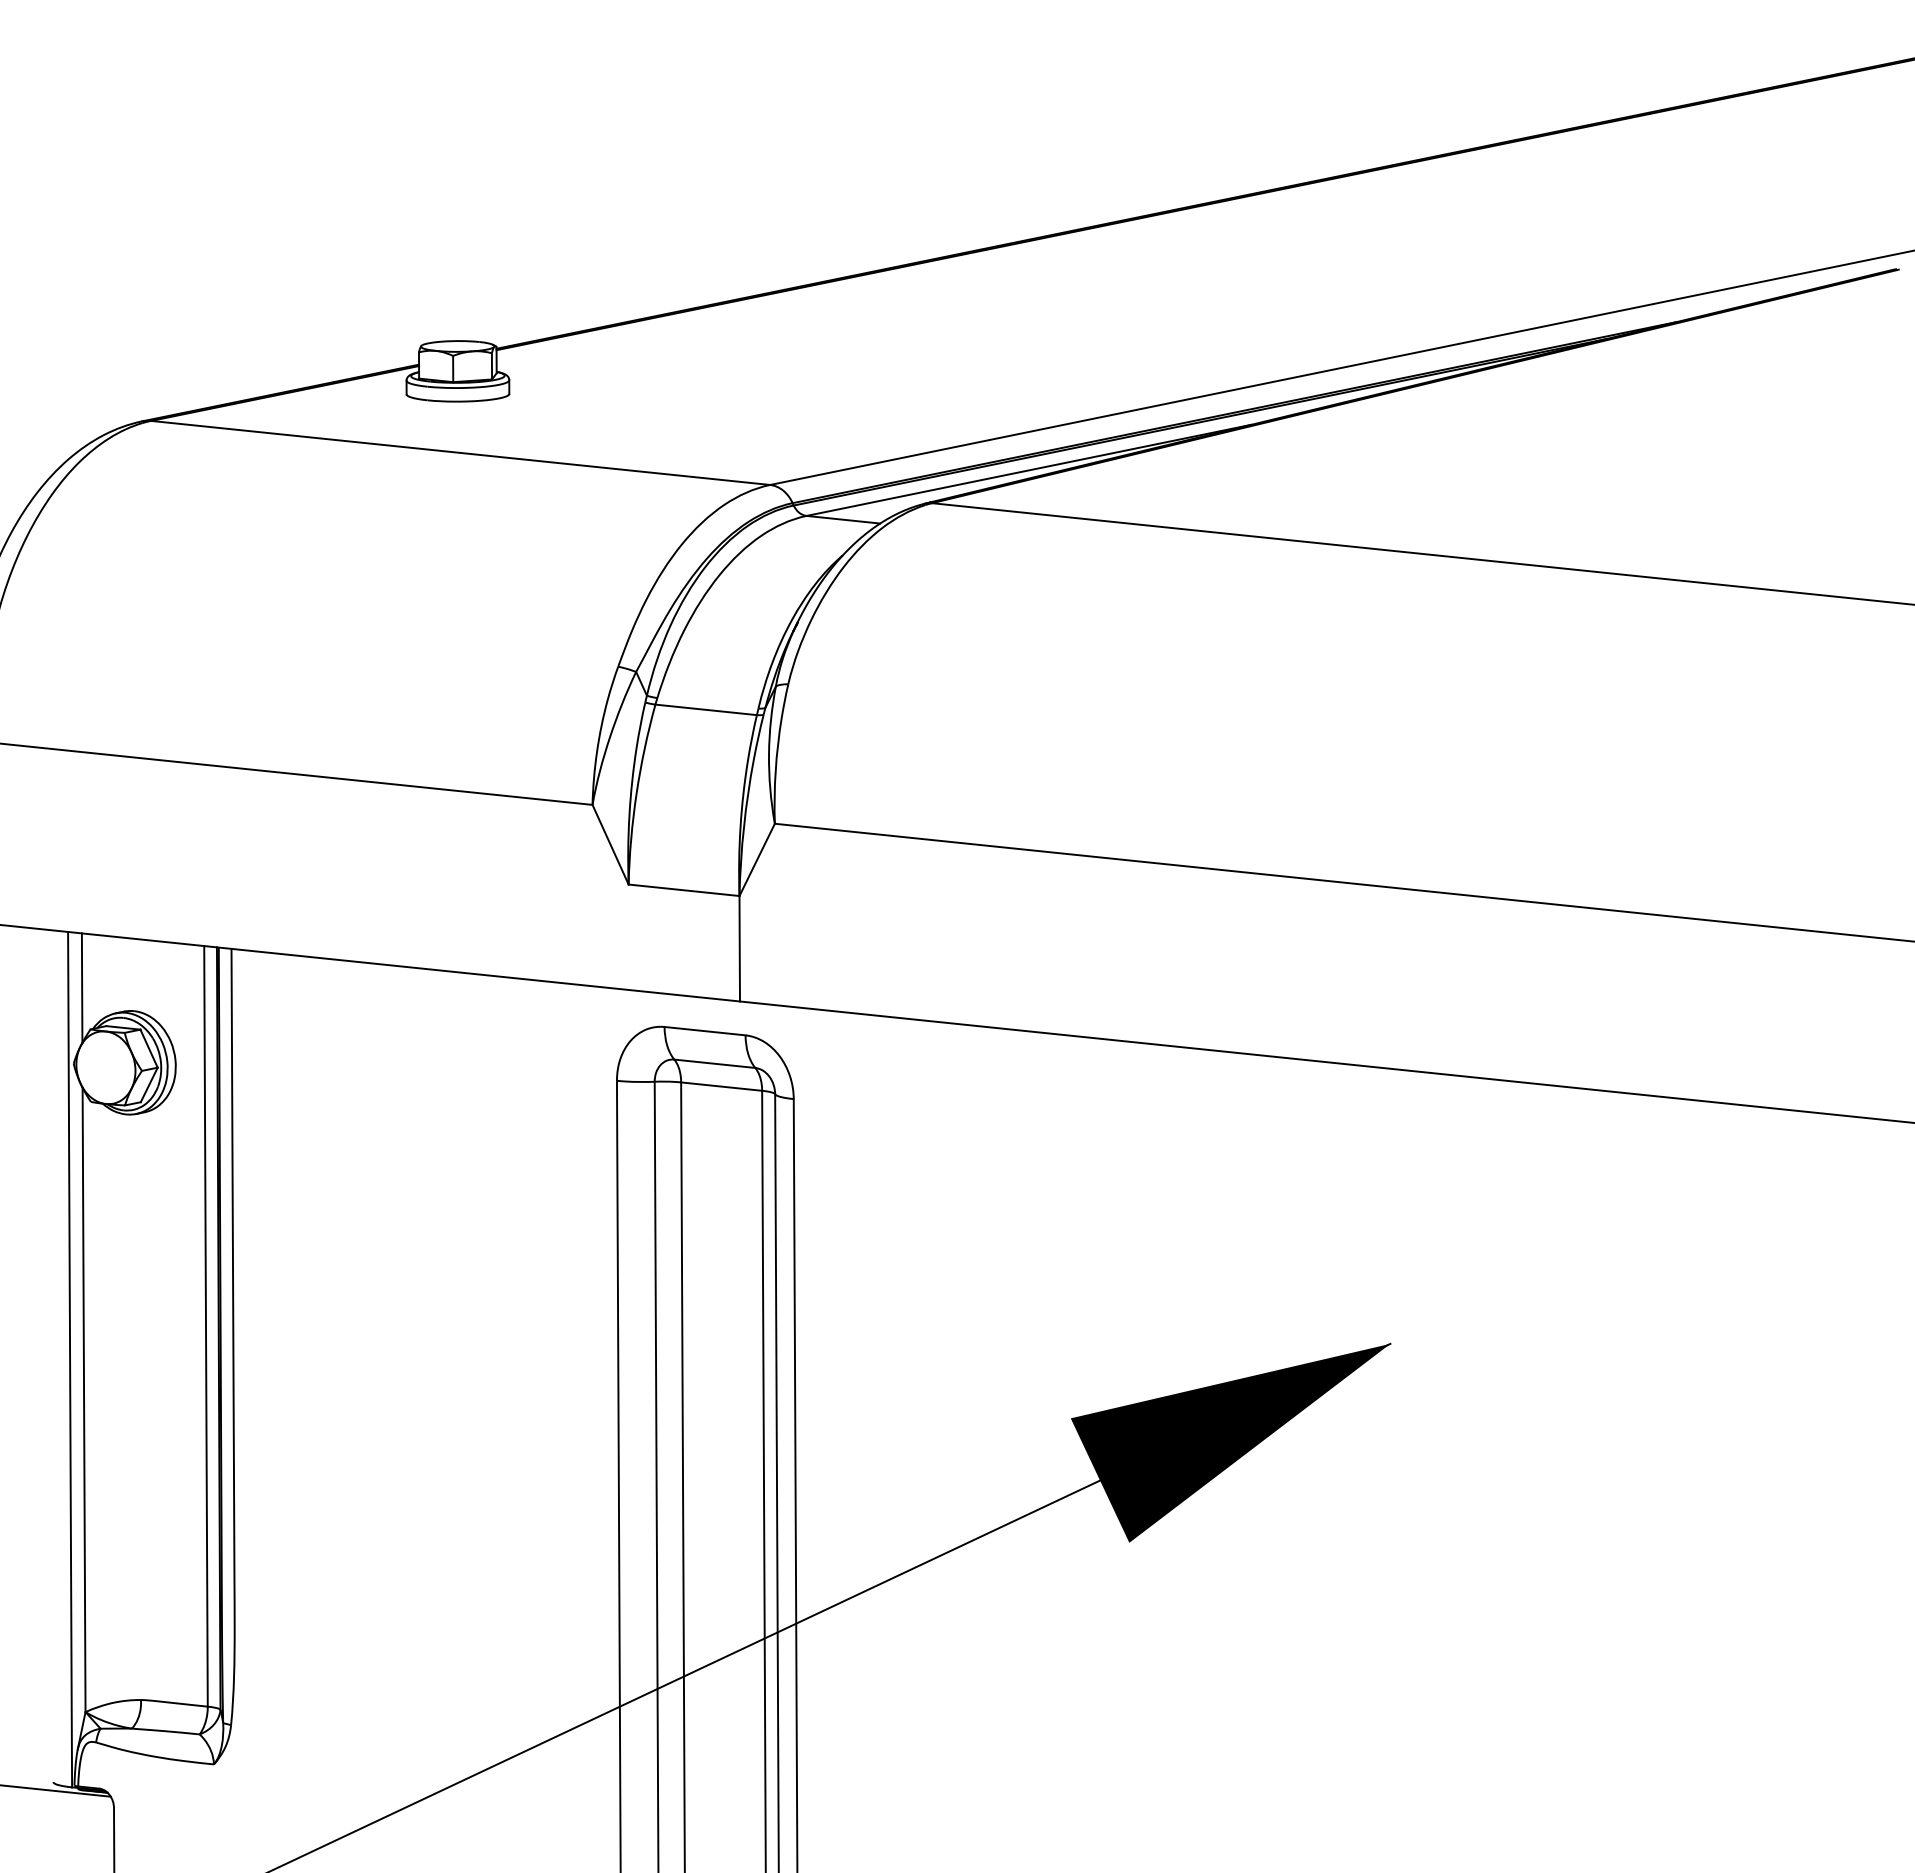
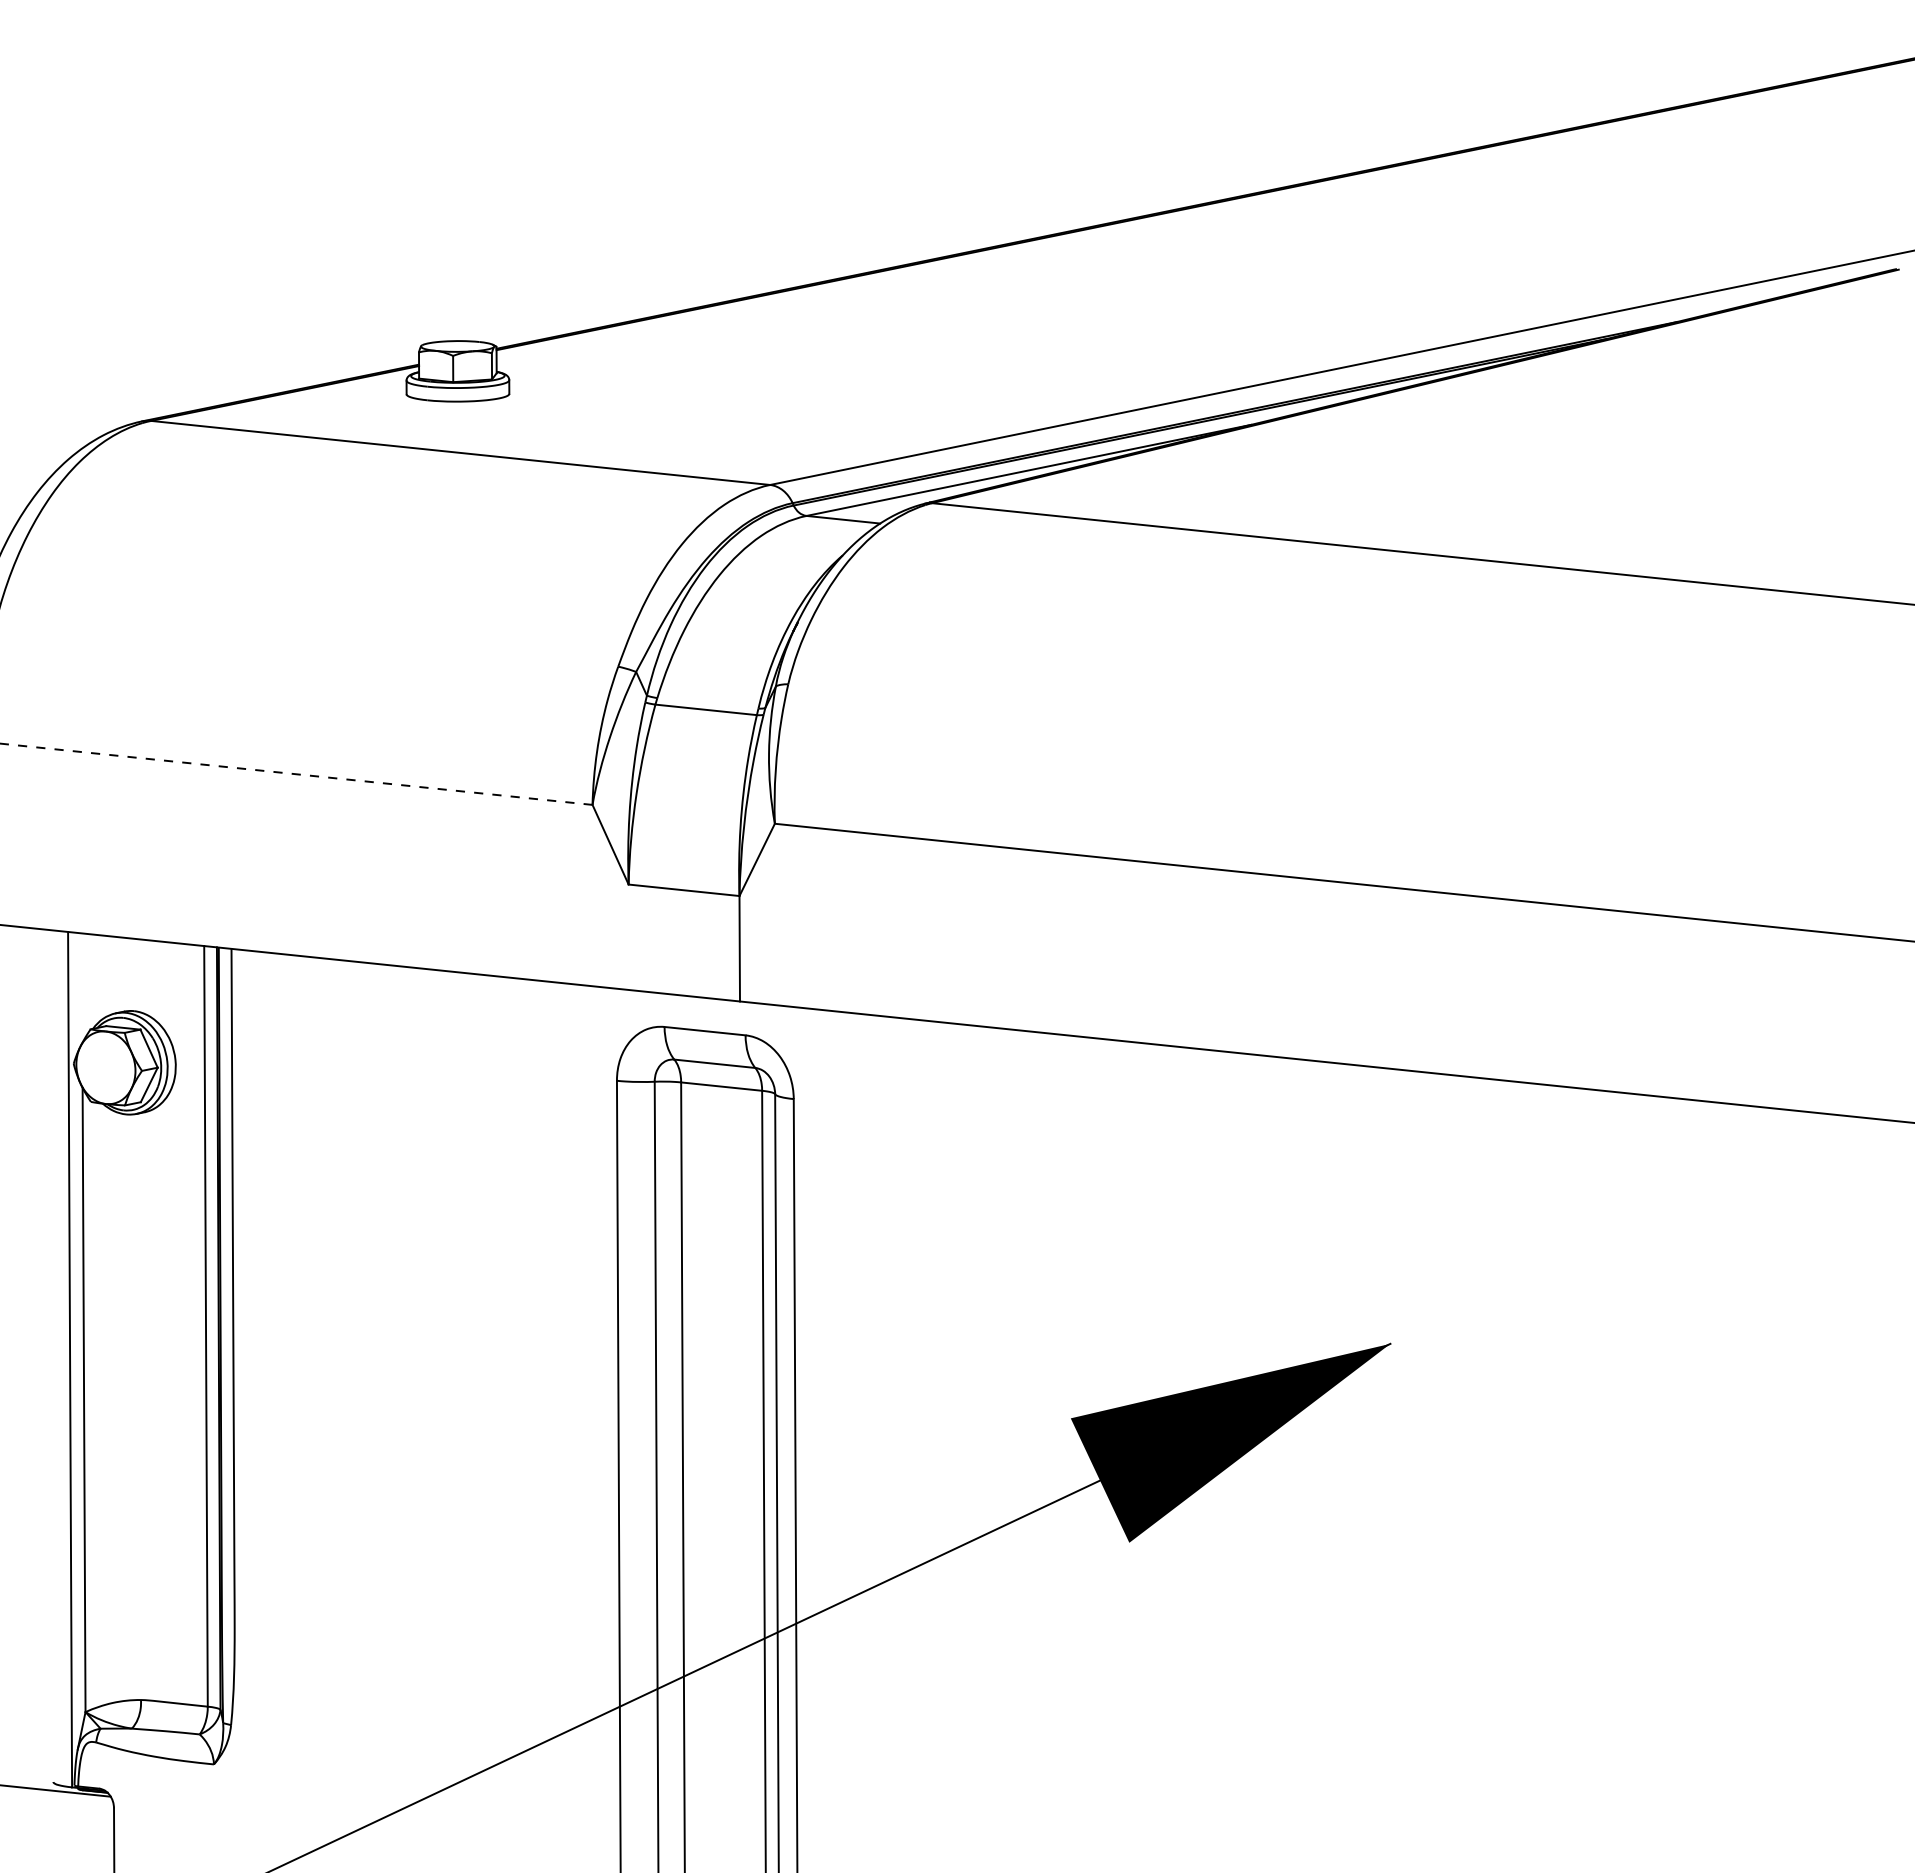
line: solid -> dashed (296, 774)
line: present -> none (81, 987)
